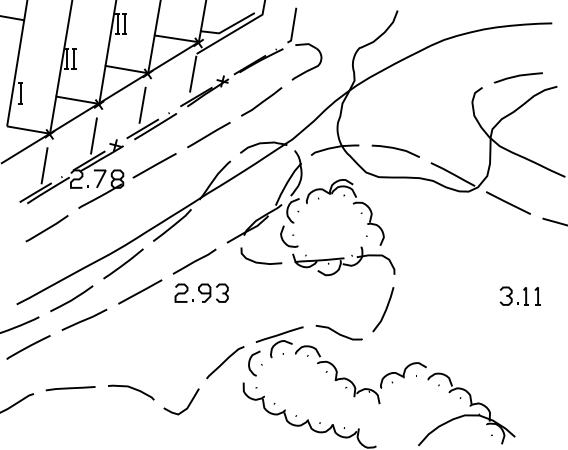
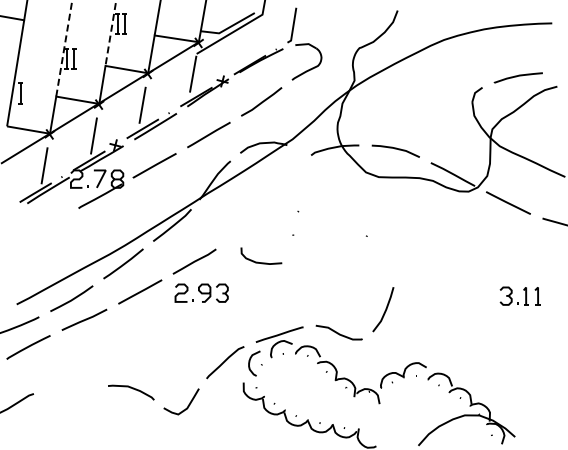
line: solid -> dashed (110, 33)
line: solid -> dashed (64, 48)
part: present -> none (307, 203)
line: present -> none (46, 228)
line: present -> none (70, 388)
